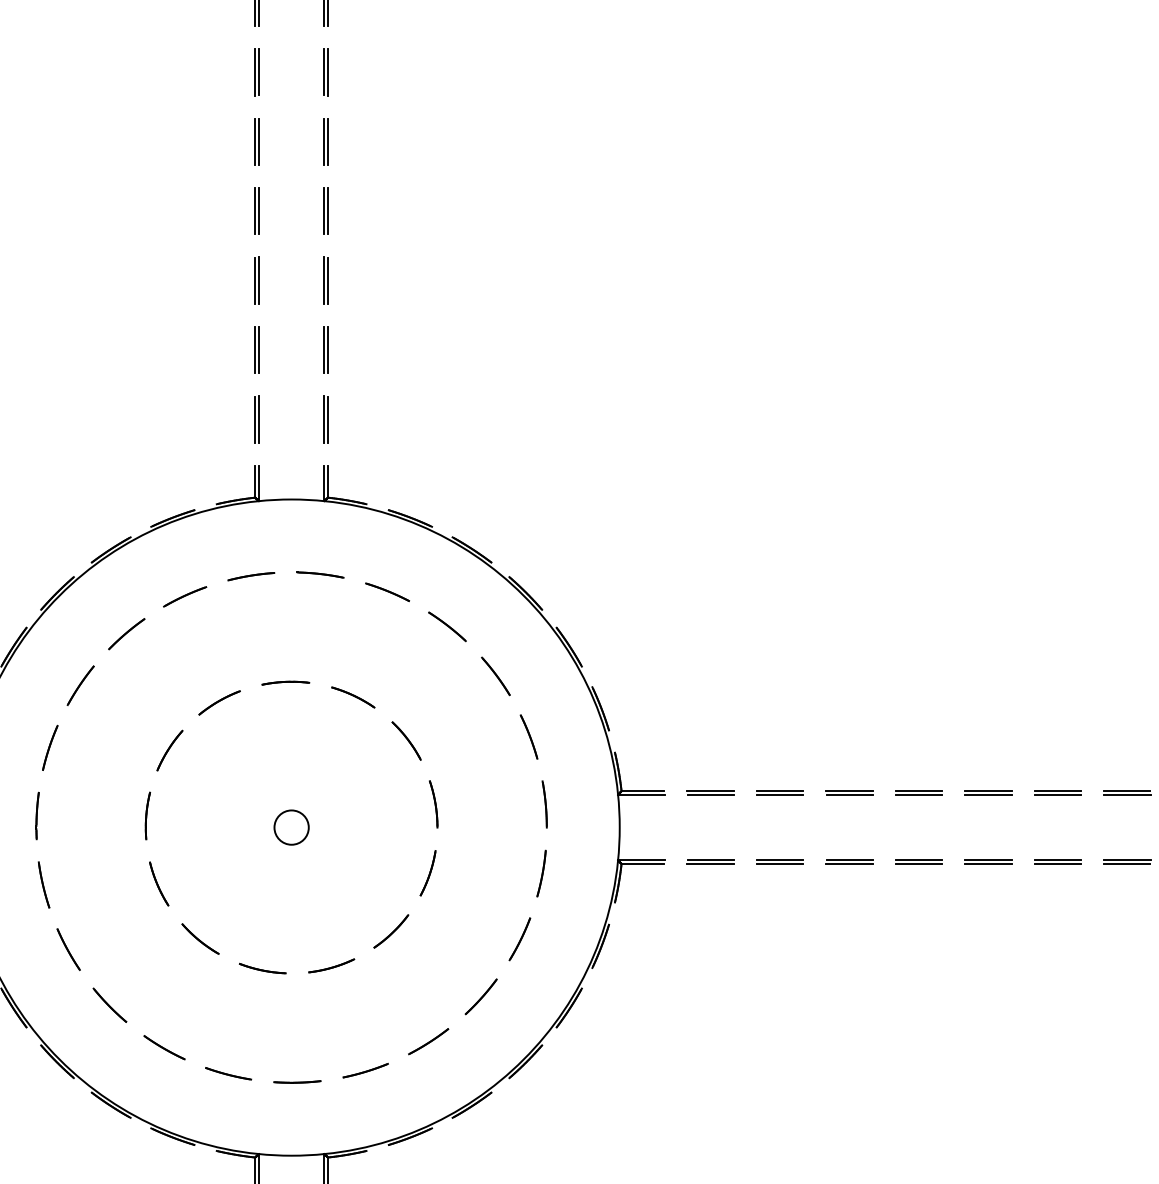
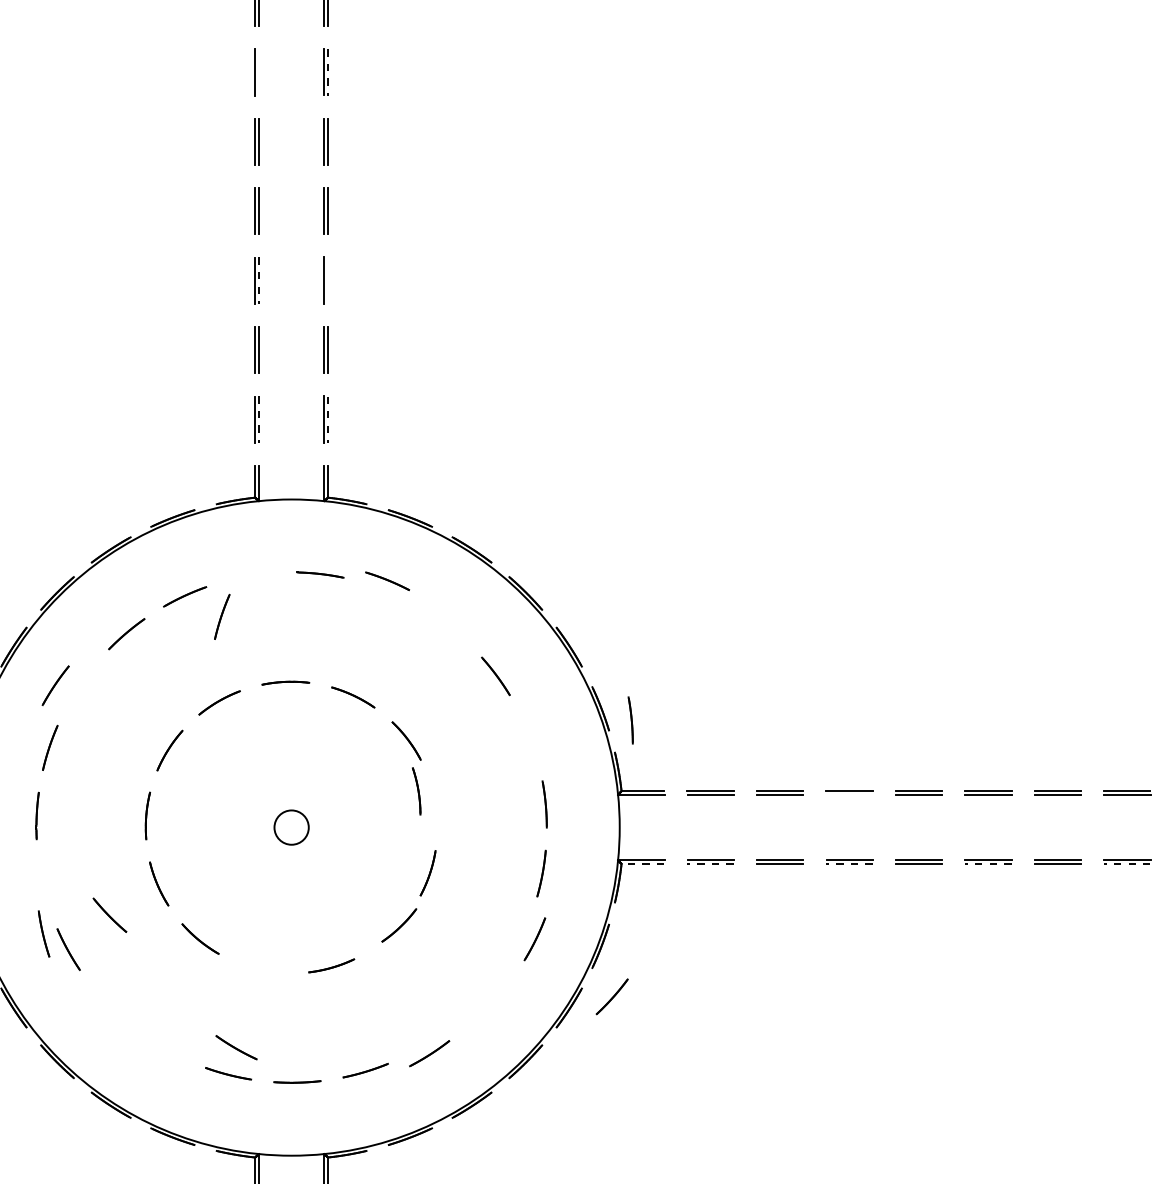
line: present -> none (258, 72)
line: solid -> dashed (328, 72)
line: present -> none (328, 280)
line: solid -> dashed (259, 281)
line: solid -> dashed (259, 419)
line: solid -> dashed (328, 420)
line: present -> none (251, 576)
line position: (387, 592) -> (387, 581) (387, 581)
line: none -> present (222, 616)
line: present -> none (447, 626)
line position: (80, 685) -> (55, 685) (55, 685)
line: none -> present (630, 720)
part: present -> none (528, 736)
line: present -> none (849, 794)
part position: (433, 804) -> (416, 791) (416, 791)
line: solid -> dashed (642, 864)
line: solid -> dashed (710, 864)
line: solid -> dashed (849, 864)
line: solid -> dashed (987, 864)
line: solid -> dashed (1126, 864)
line position: (43, 884) -> (43, 933) (43, 933)
part position: (391, 931) -> (399, 925) (399, 925)
line position: (519, 939) -> (534, 939) (534, 939)
part: present -> none (262, 968)
part position: (480, 996) -> (611, 996) (611, 996)
line position: (109, 1004) -> (109, 914) (109, 914)
line position: (428, 1041) -> (429, 1053) (429, 1053)
line position: (164, 1047) -> (236, 1047) (236, 1047)
